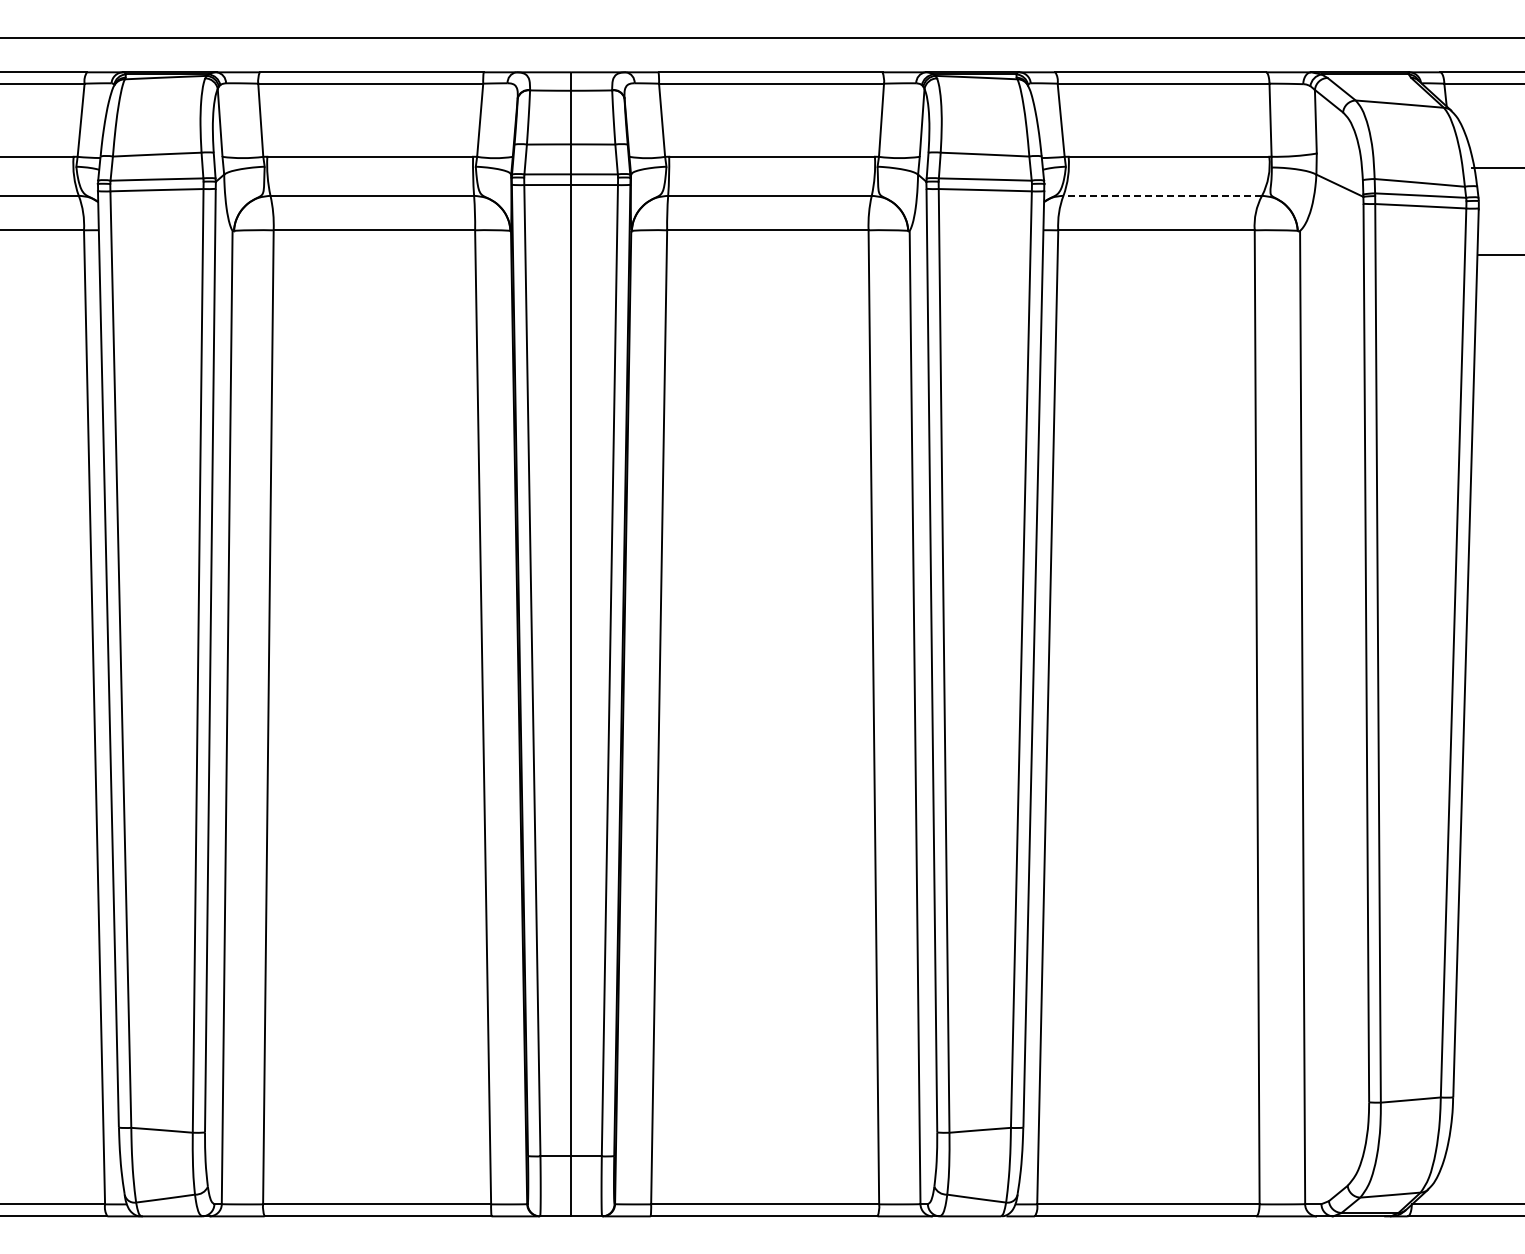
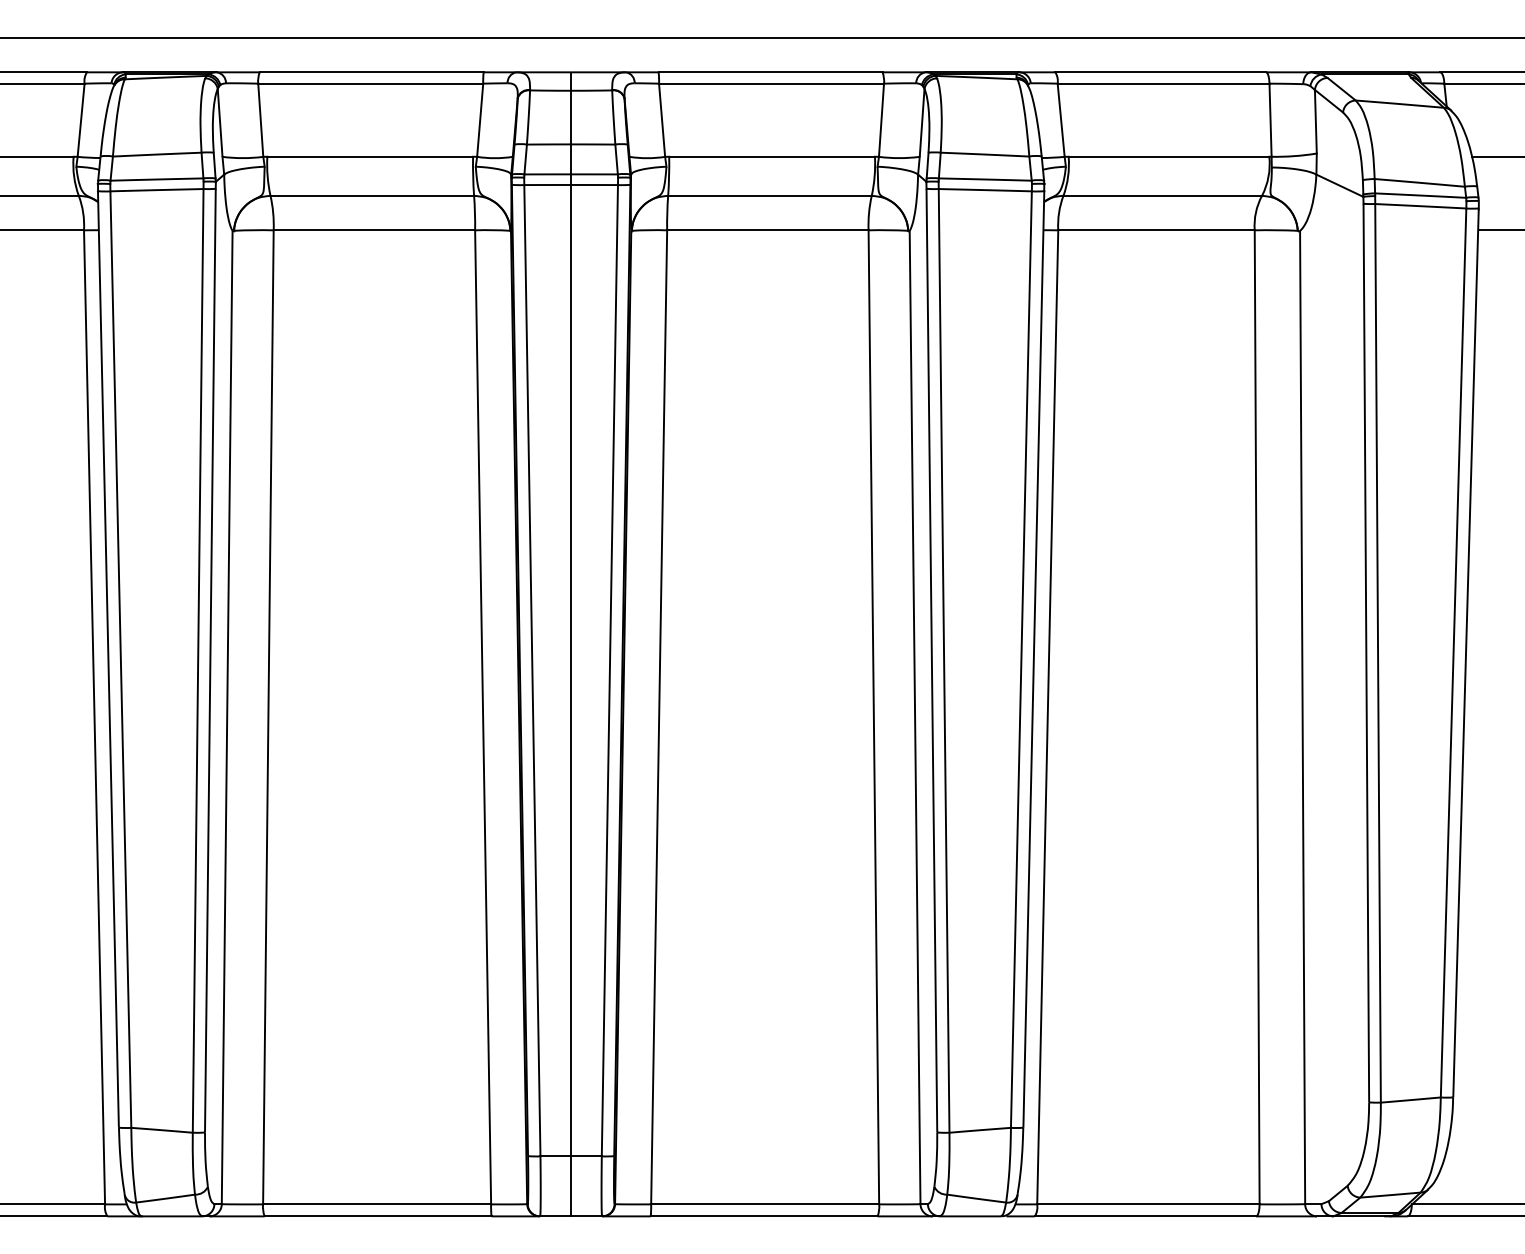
line position: (1496, 167) -> (1496, 156) (1496, 156)
line: dashed -> solid (1162, 195)
line position: (1499, 255) -> (1499, 230) (1499, 230)
